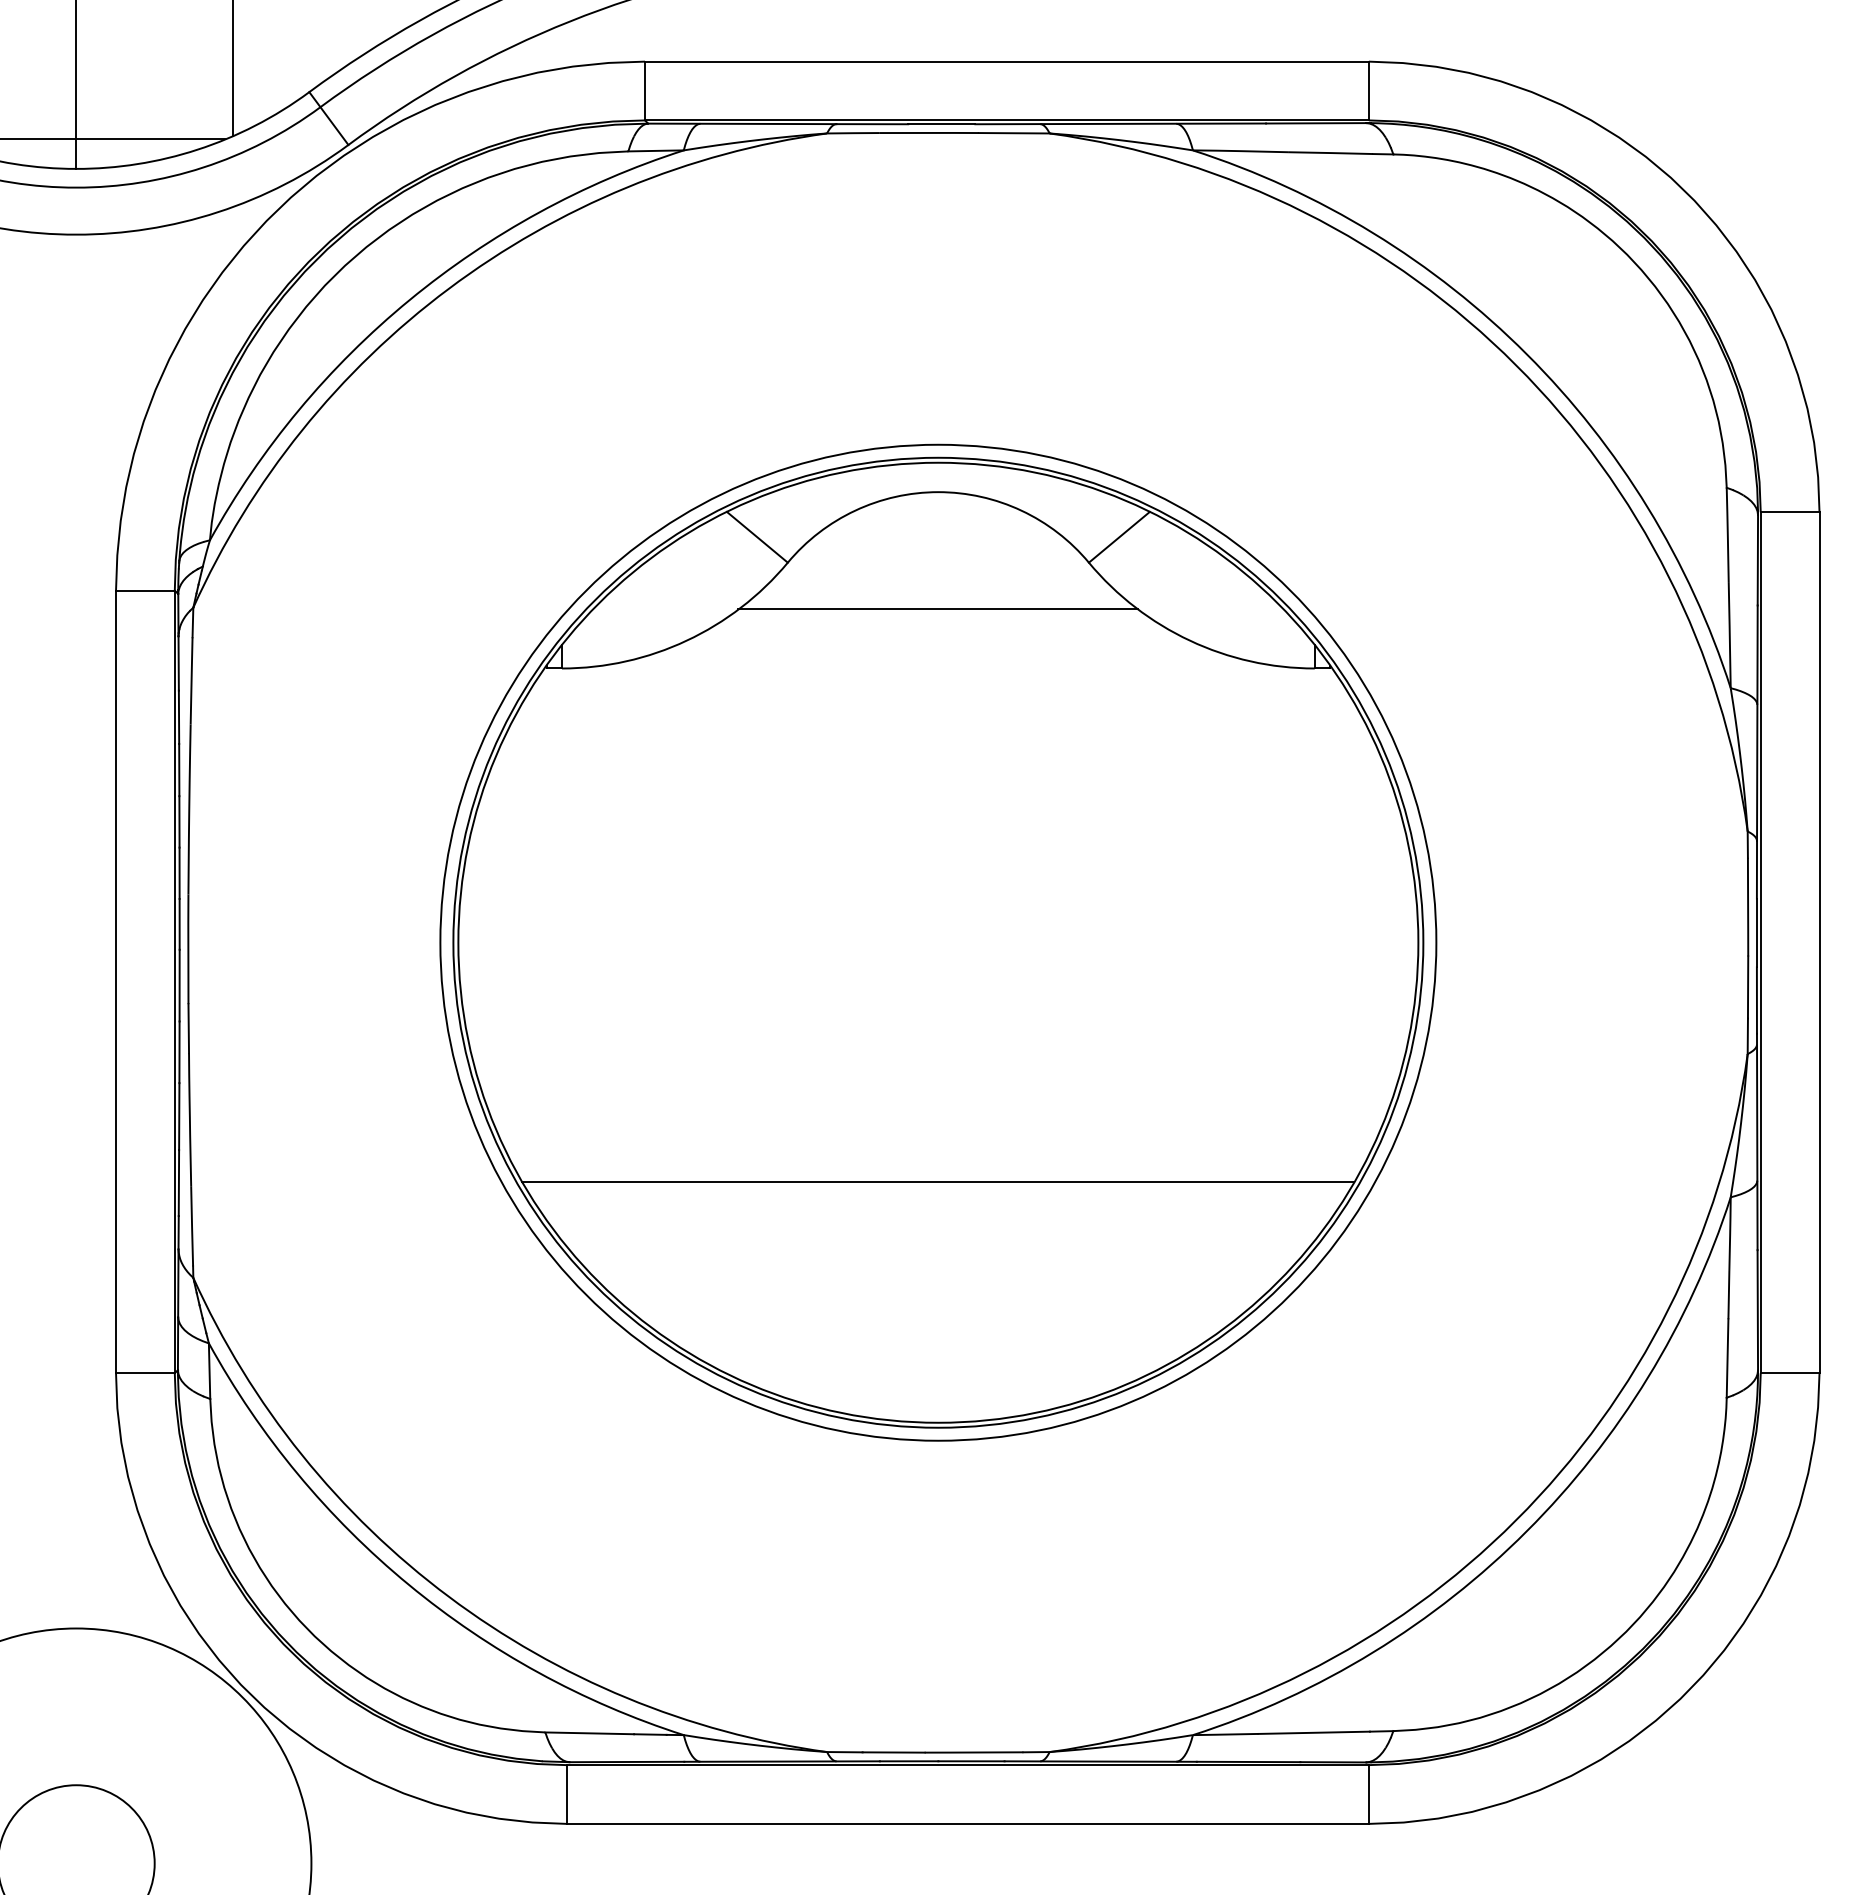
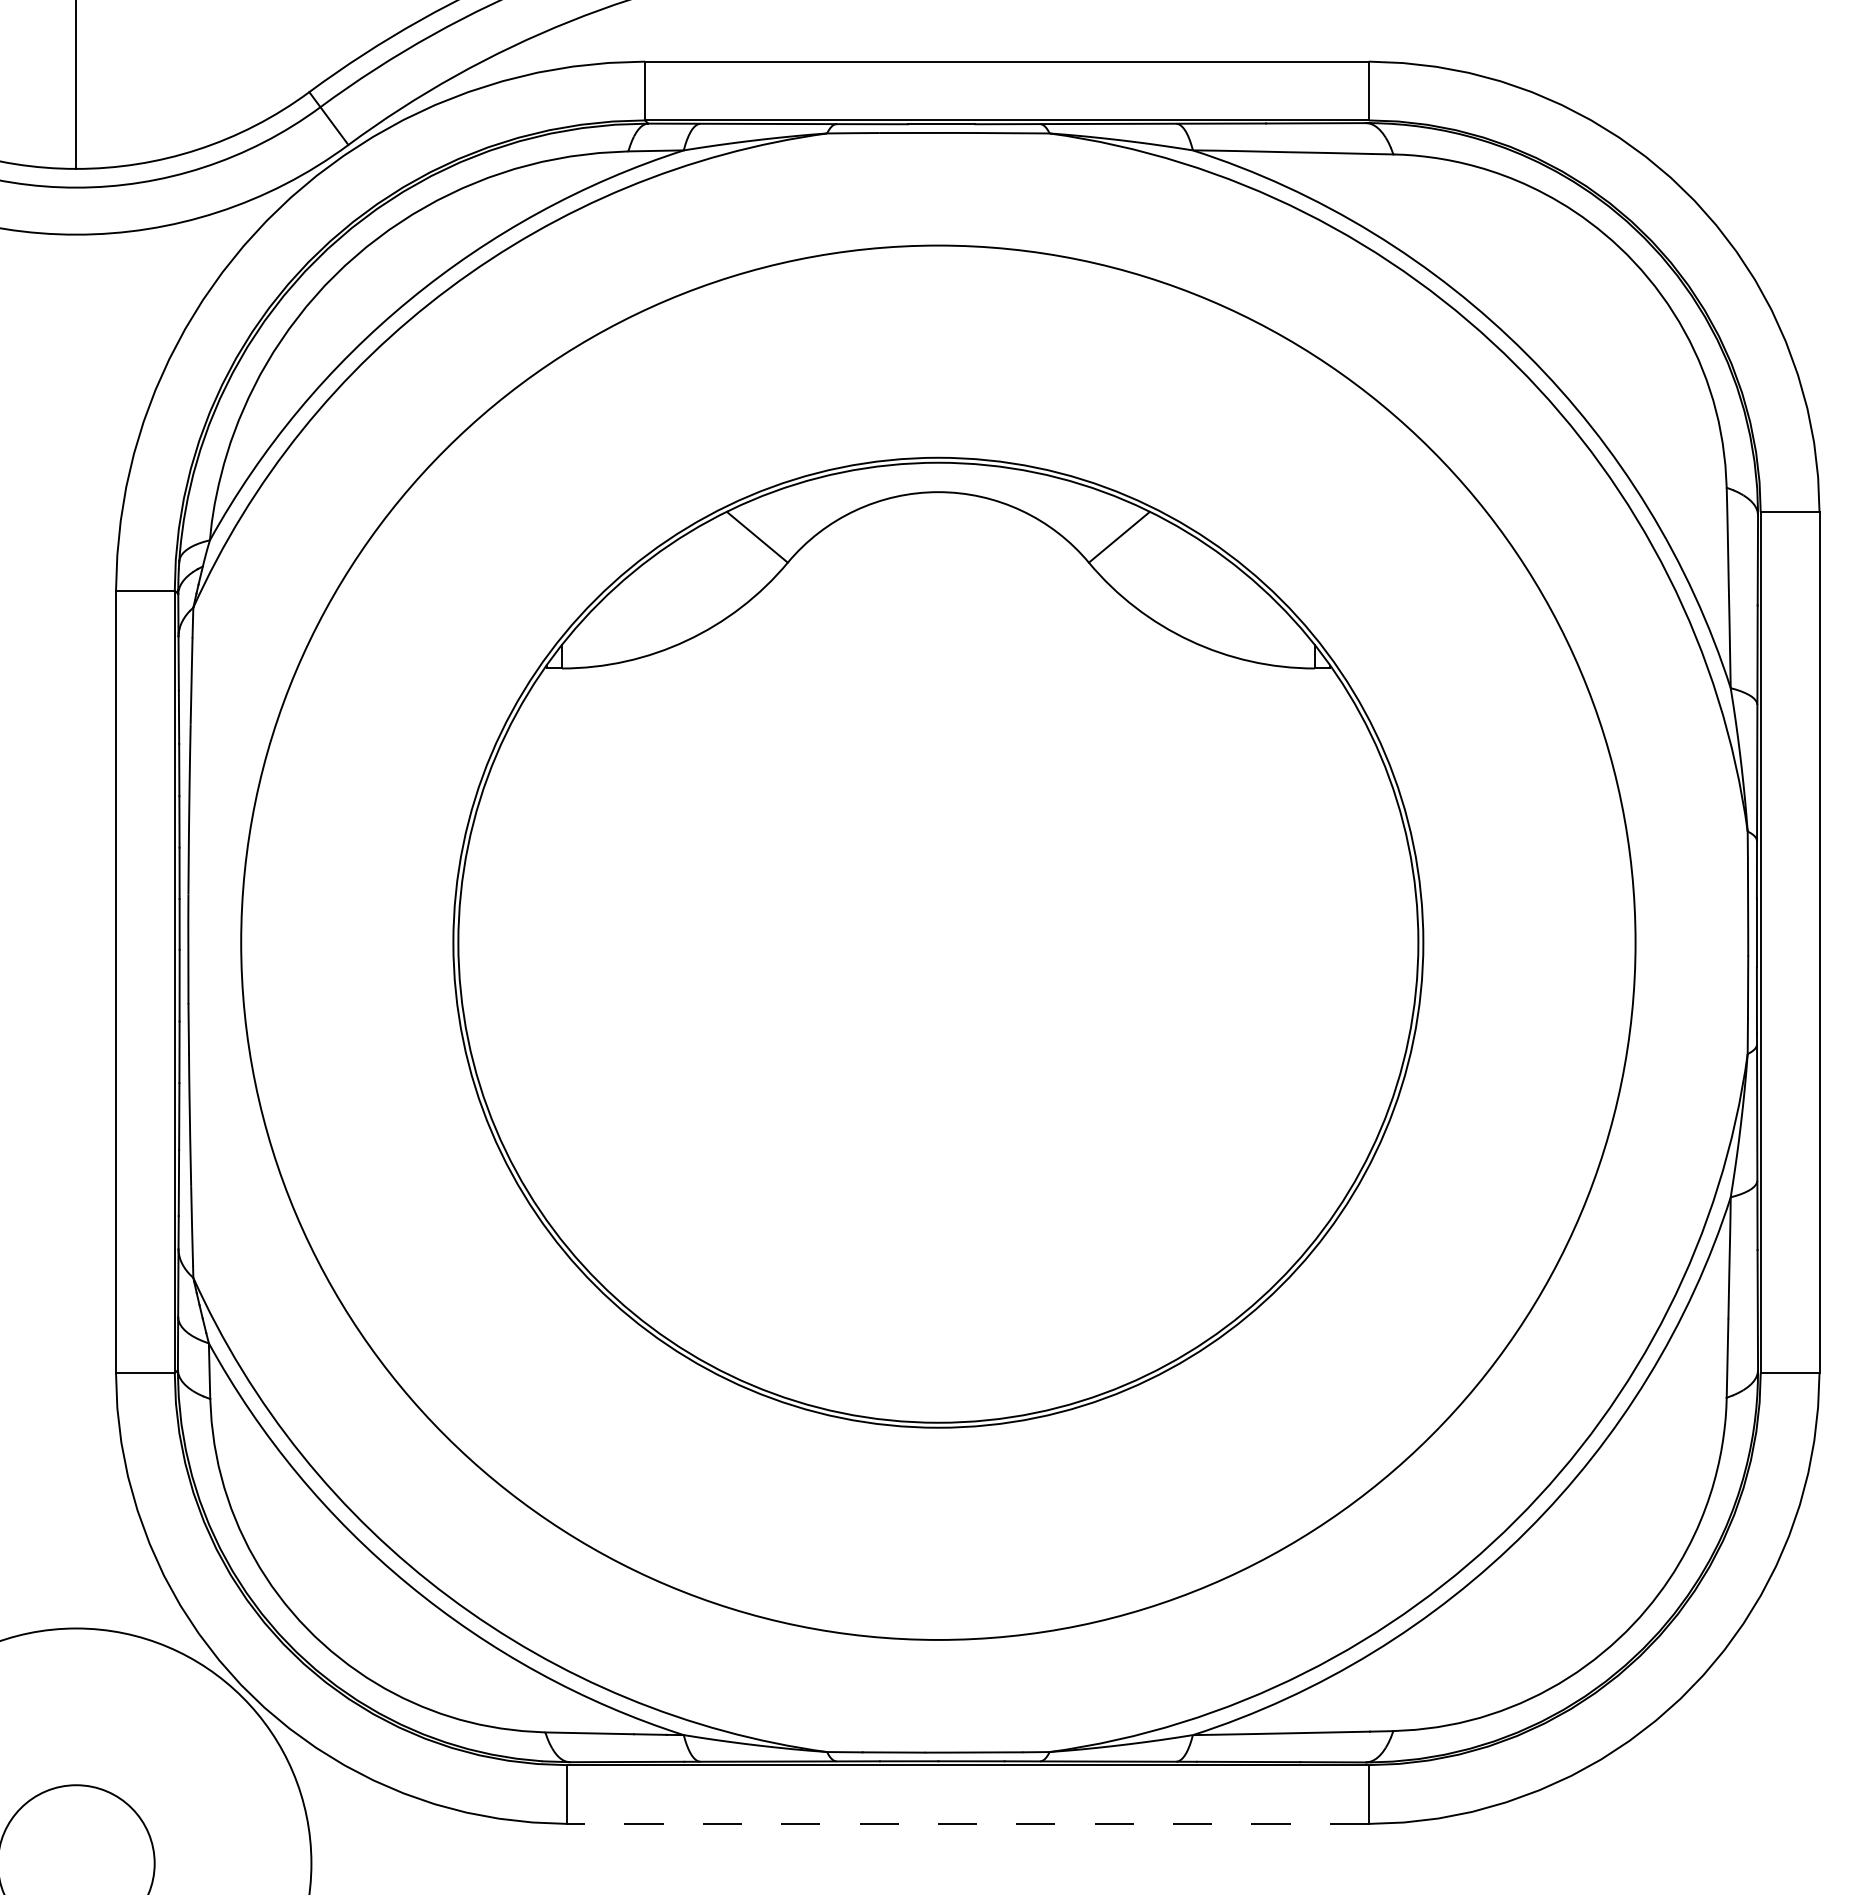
line: present -> none (233, 69)
line: present -> none (113, 139)
line: present -> none (938, 609)
circle diameter: 996 px -> 1394 px (938, 942)
line: present -> none (938, 1182)
line: solid -> dashed (967, 1823)
